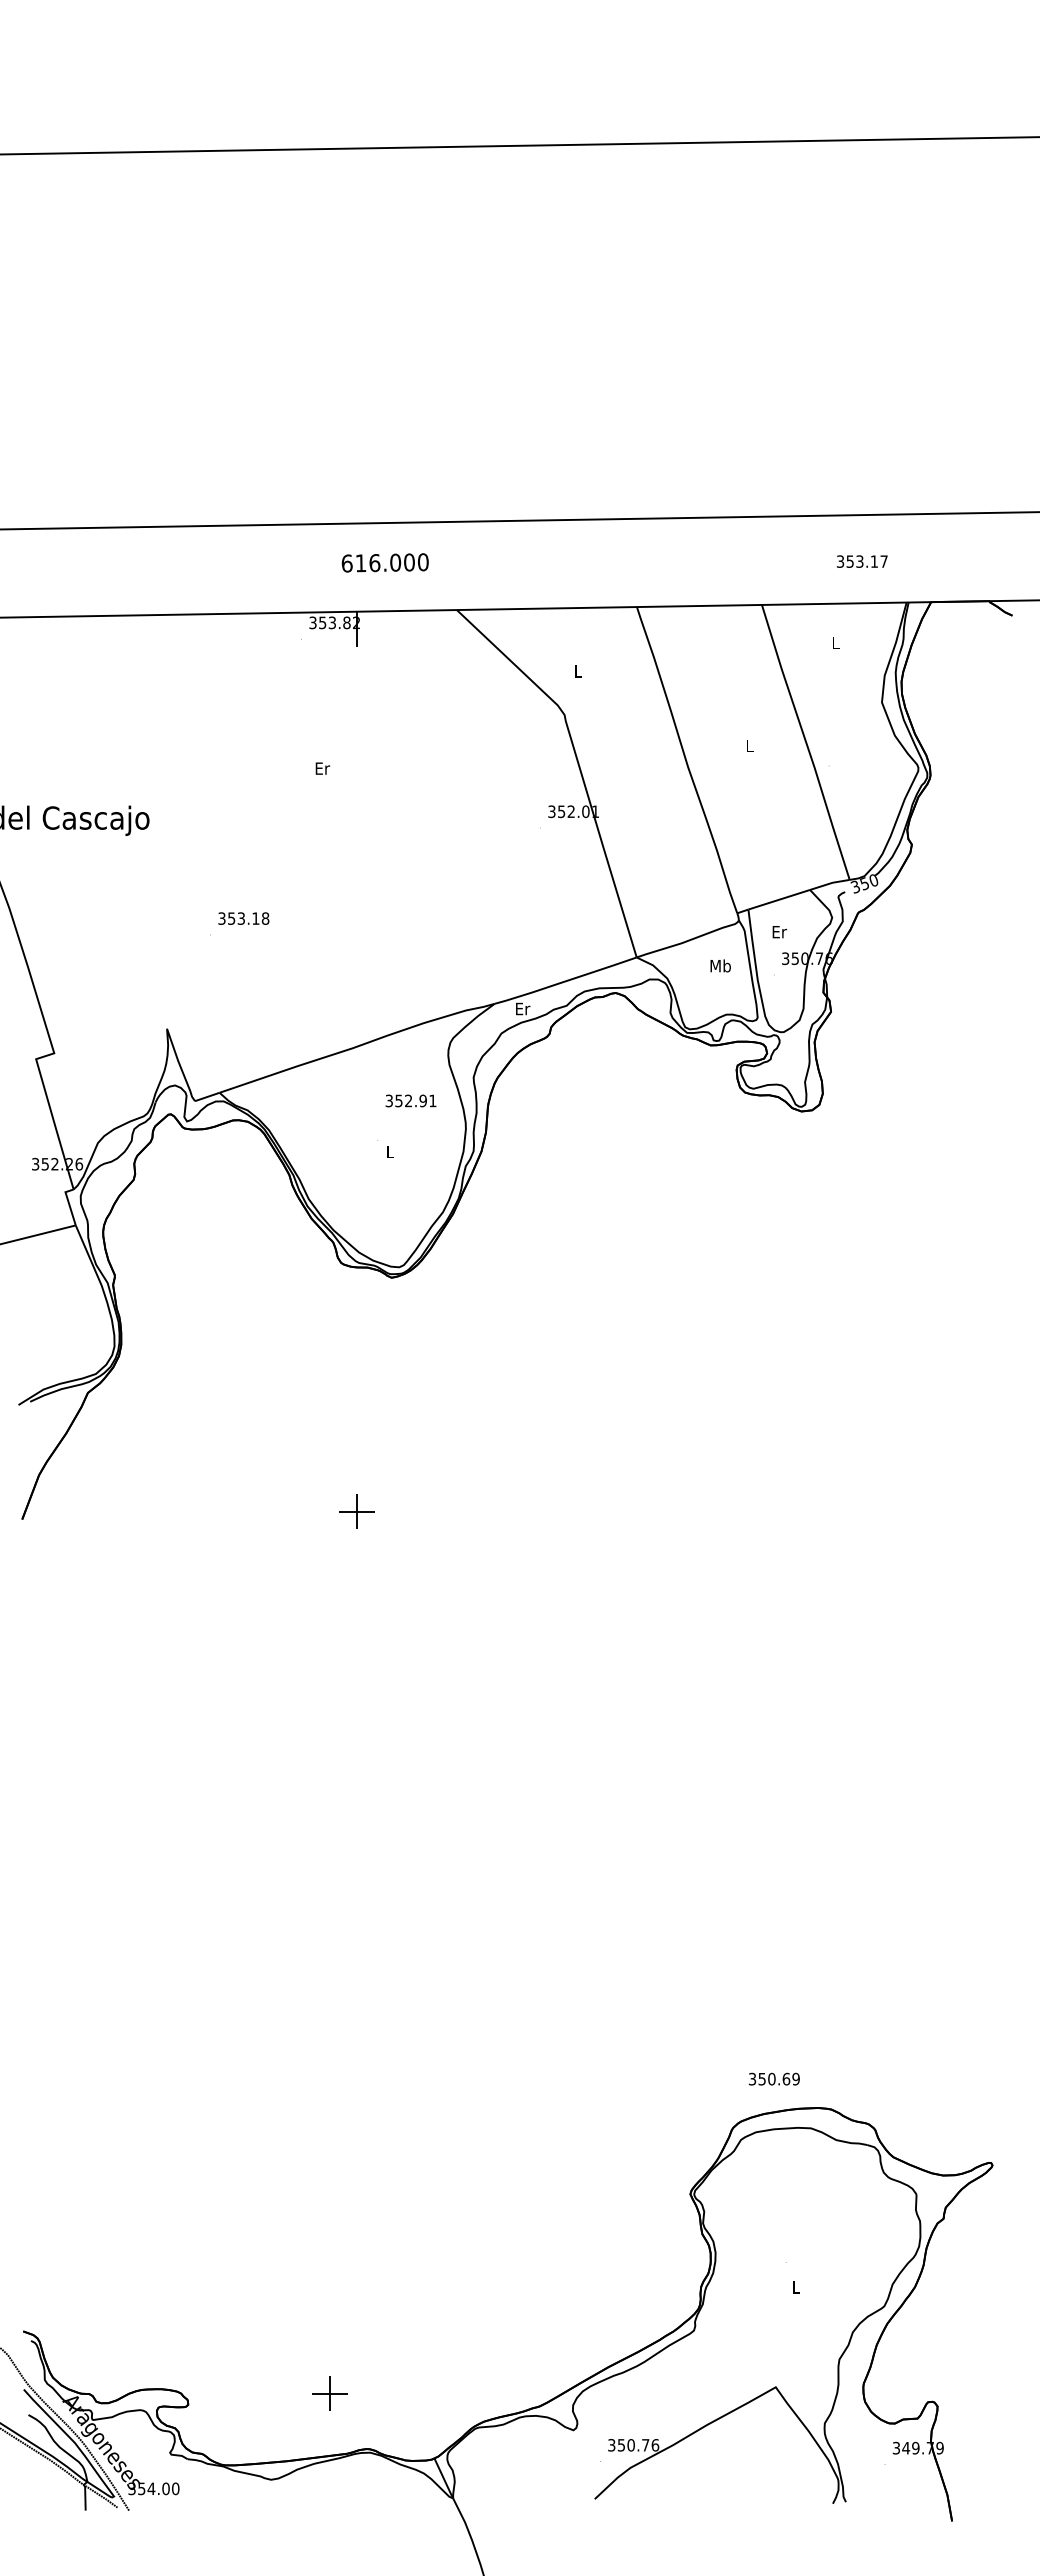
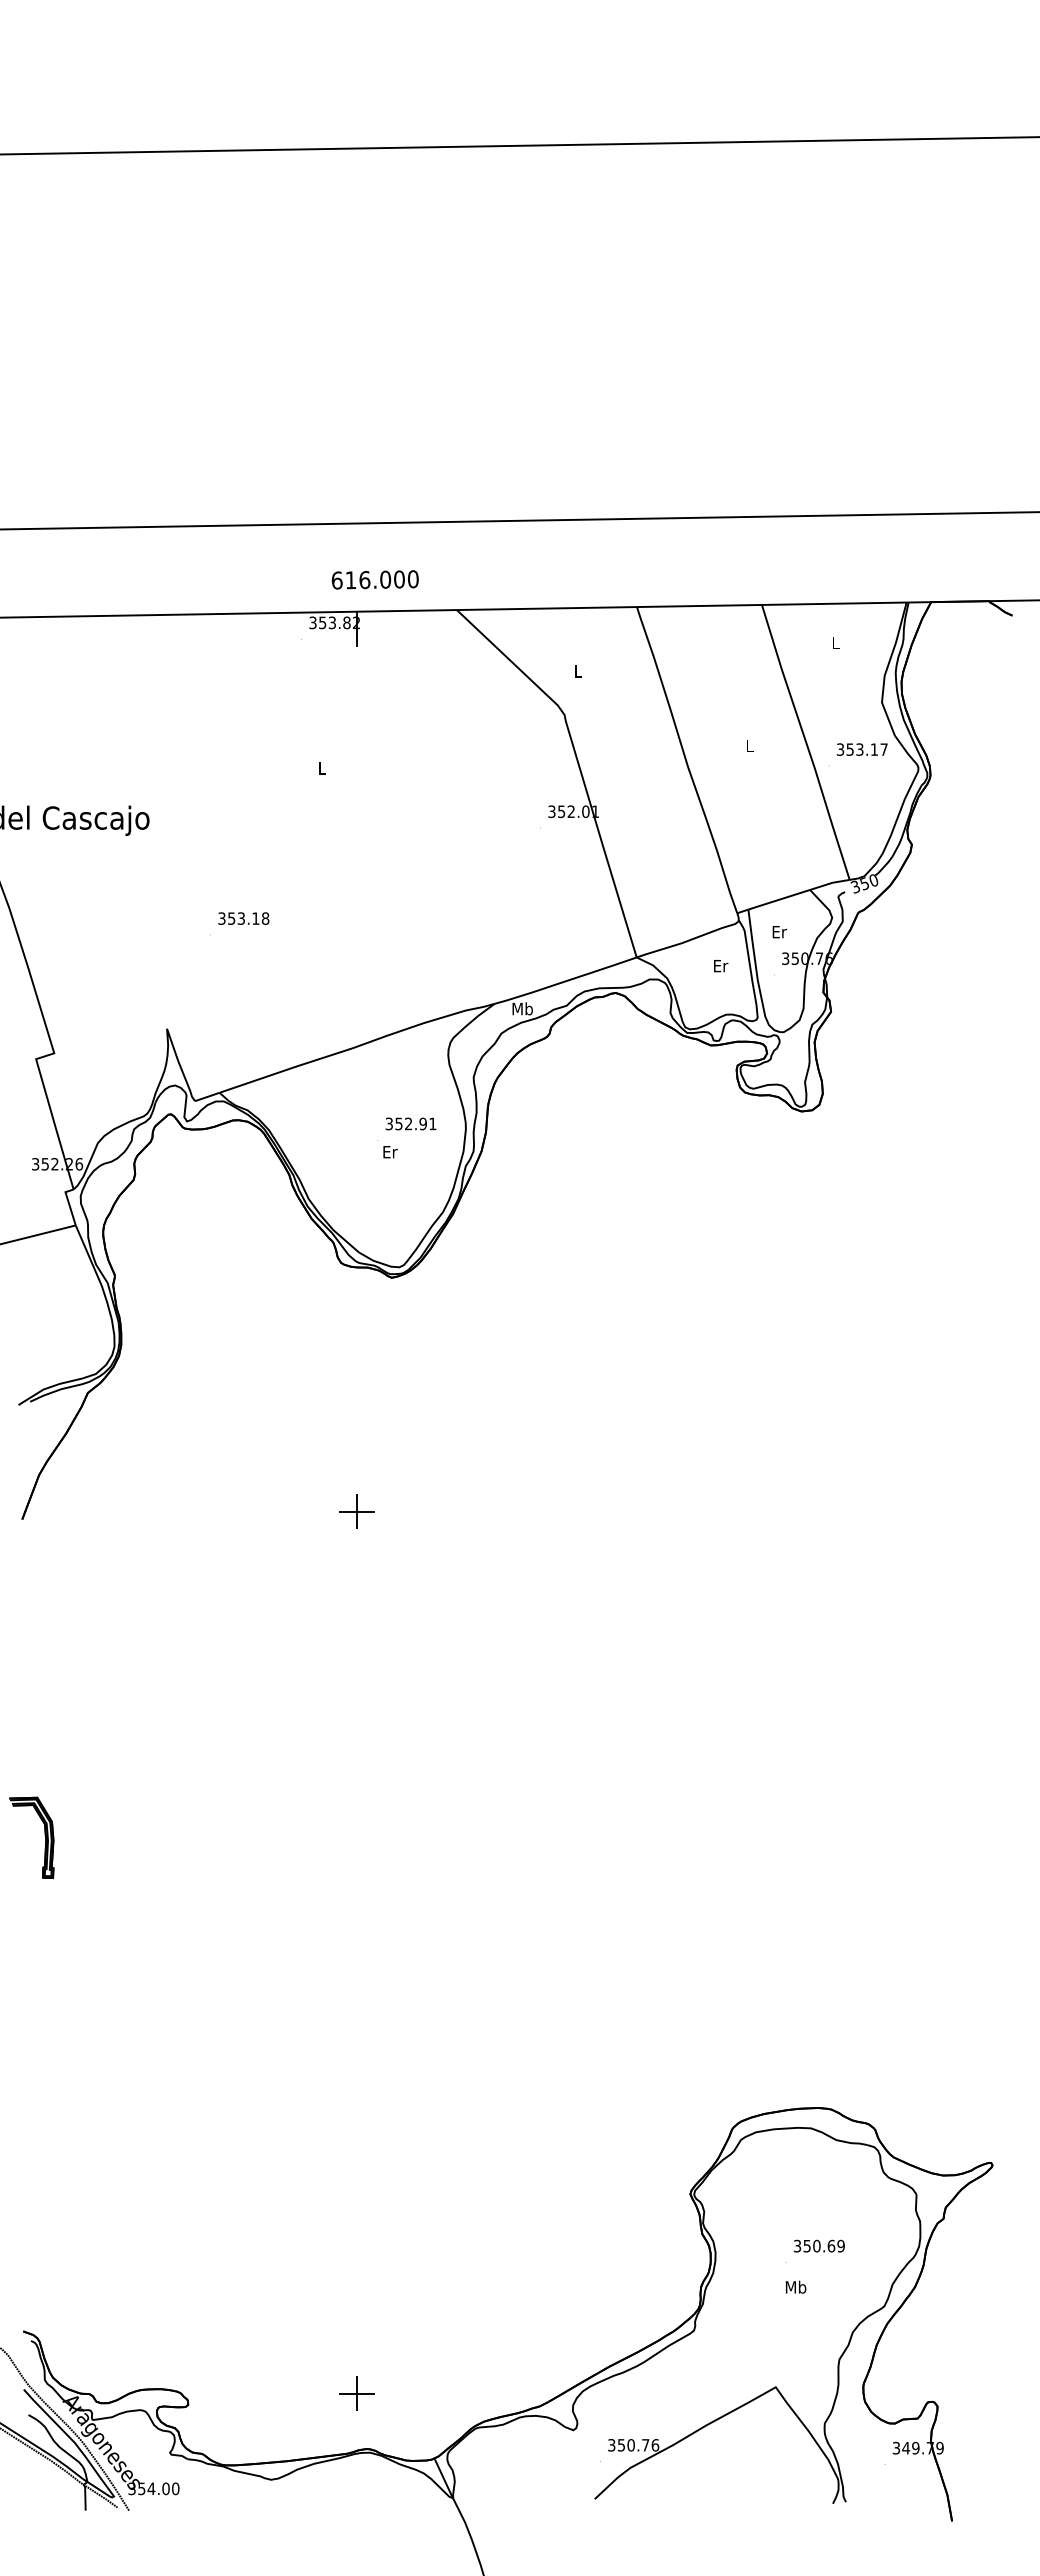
text position: (862, 561) -> (862, 749) (862, 749)
text position: (384, 562) -> (374, 579) (374, 579)
text: Er -> L (322, 768)
text: Mb -> Er (720, 965)
text: Er -> Mb (522, 1008)
text position: (410, 1100) -> (410, 1123) (410, 1123)
text: L -> Er (390, 1152)
part: none -> present (44, 1835)
text position: (773, 2078) -> (818, 2245) (818, 2245)
text: L -> Mb (795, 2286)
part position: (329, 2393) -> (356, 2393) (356, 2393)
